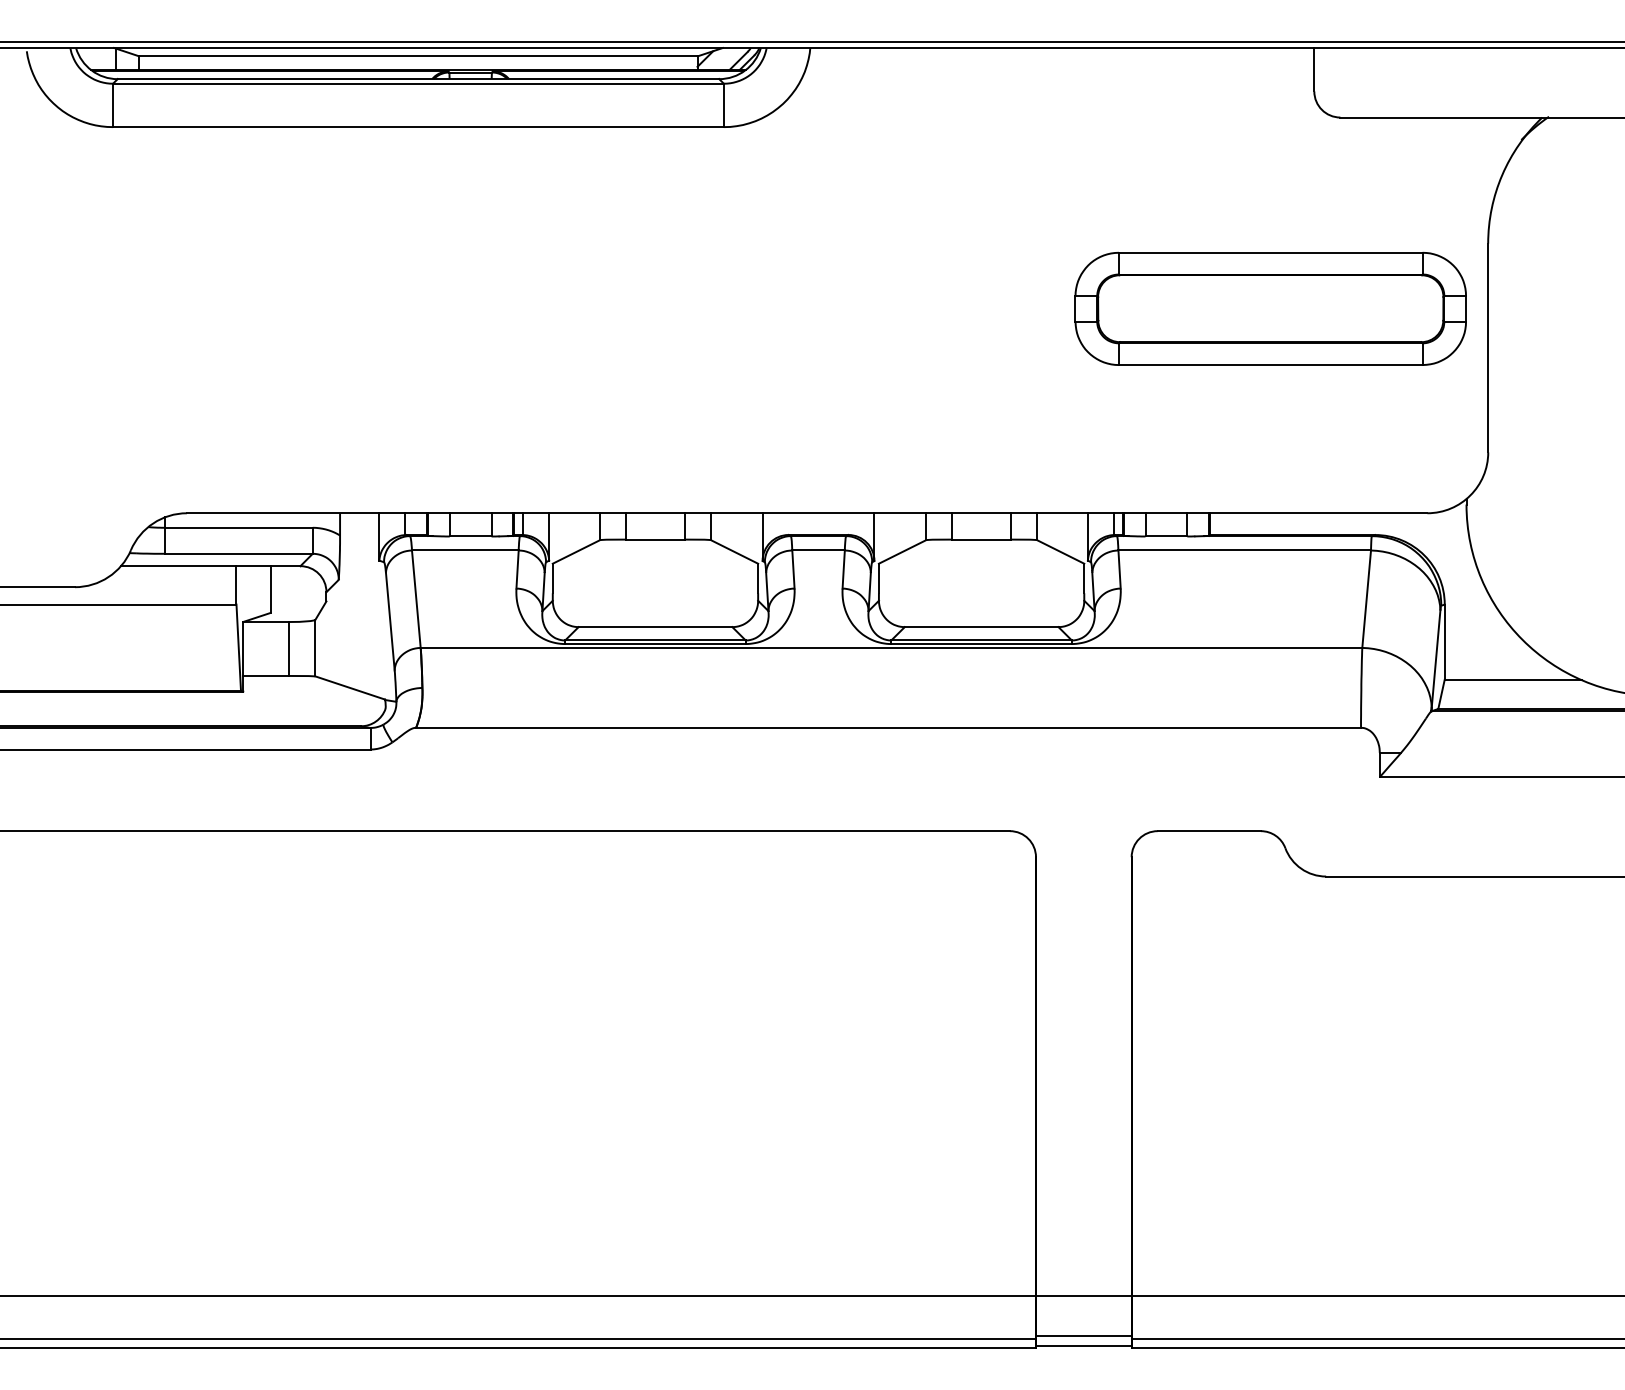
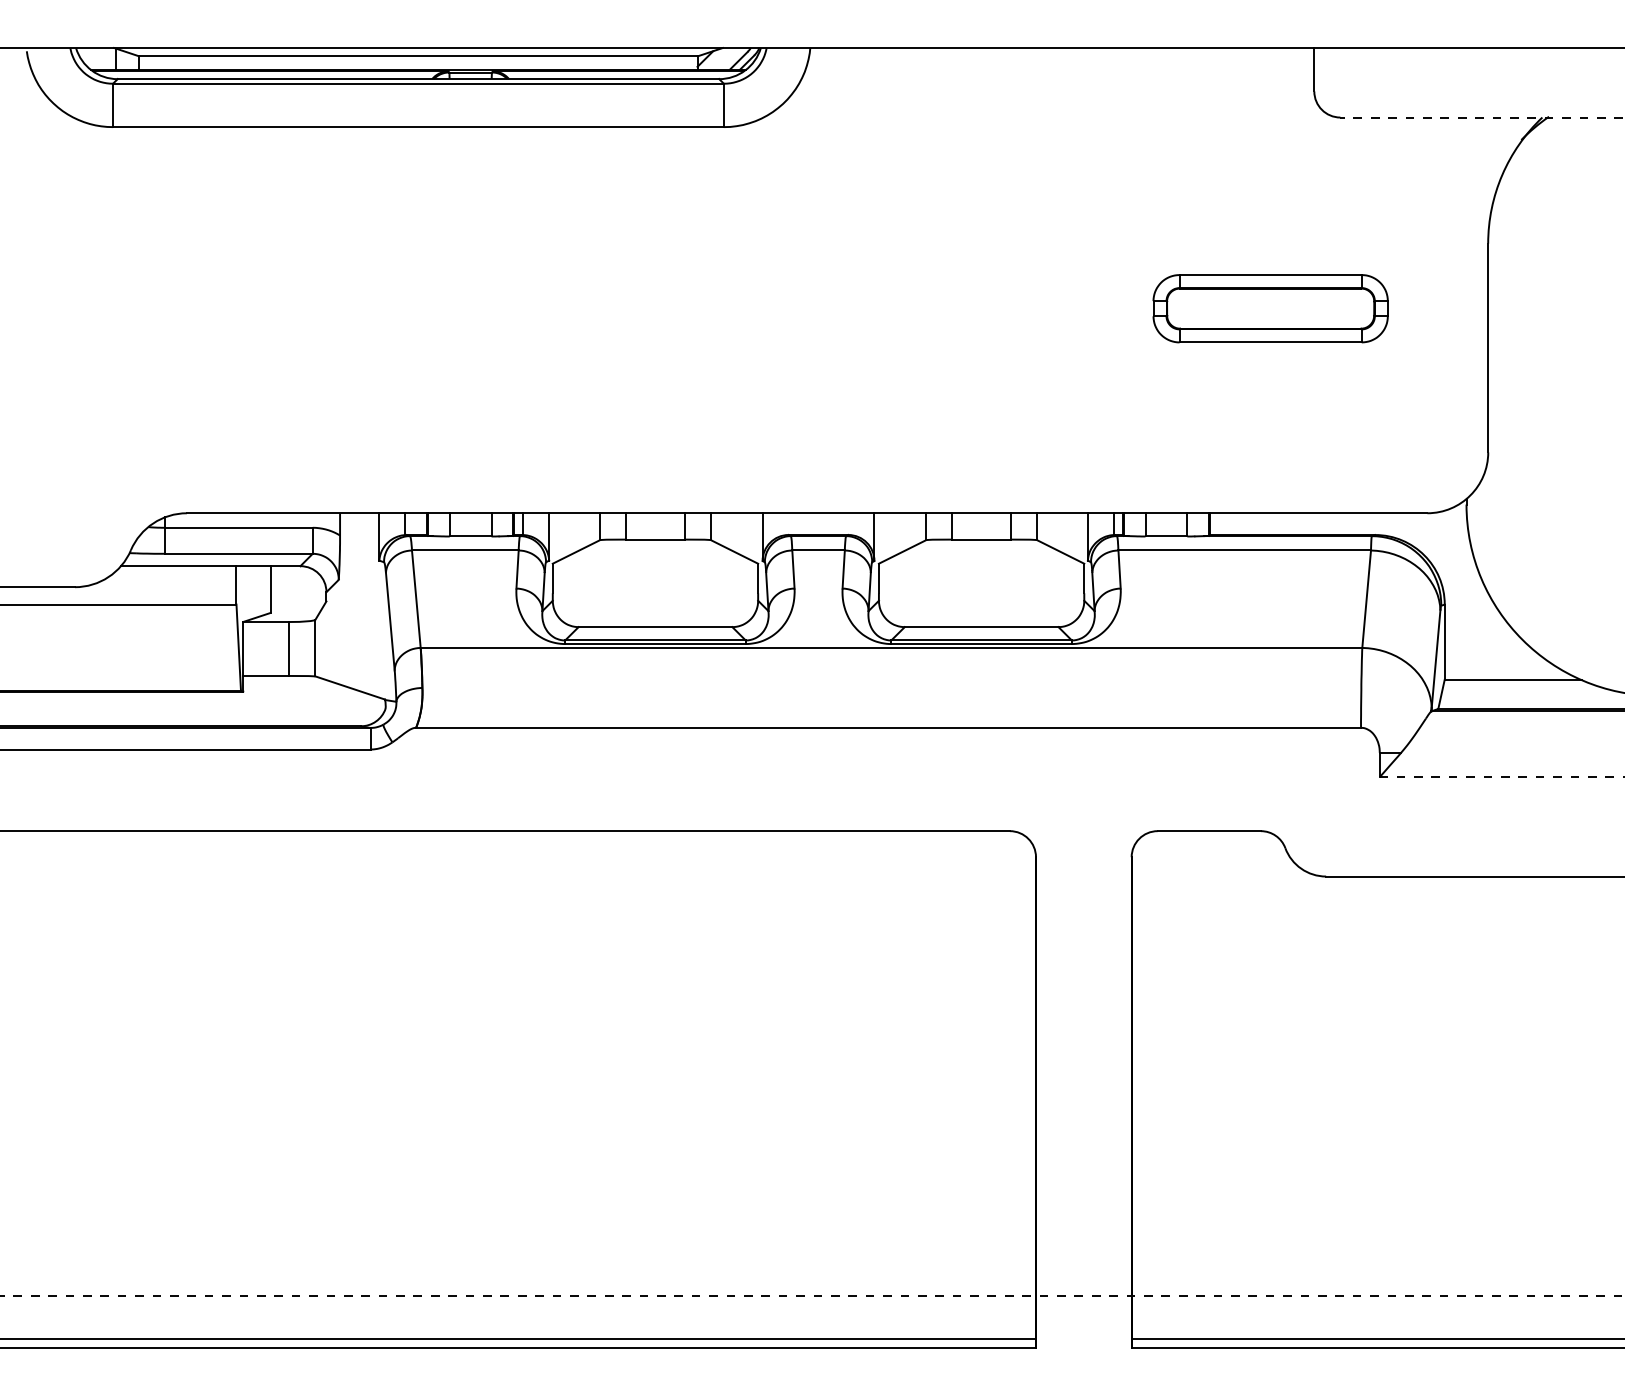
line: present -> none (811, 41)
line: solid -> dashed (1482, 117)
part size: 393x115 px -> 237x70 px (1270, 308)
line: solid -> dashed (1501, 777)
line: solid -> dashed (812, 1295)
line: present -> none (1083, 1336)
line: present -> none (1083, 1345)
